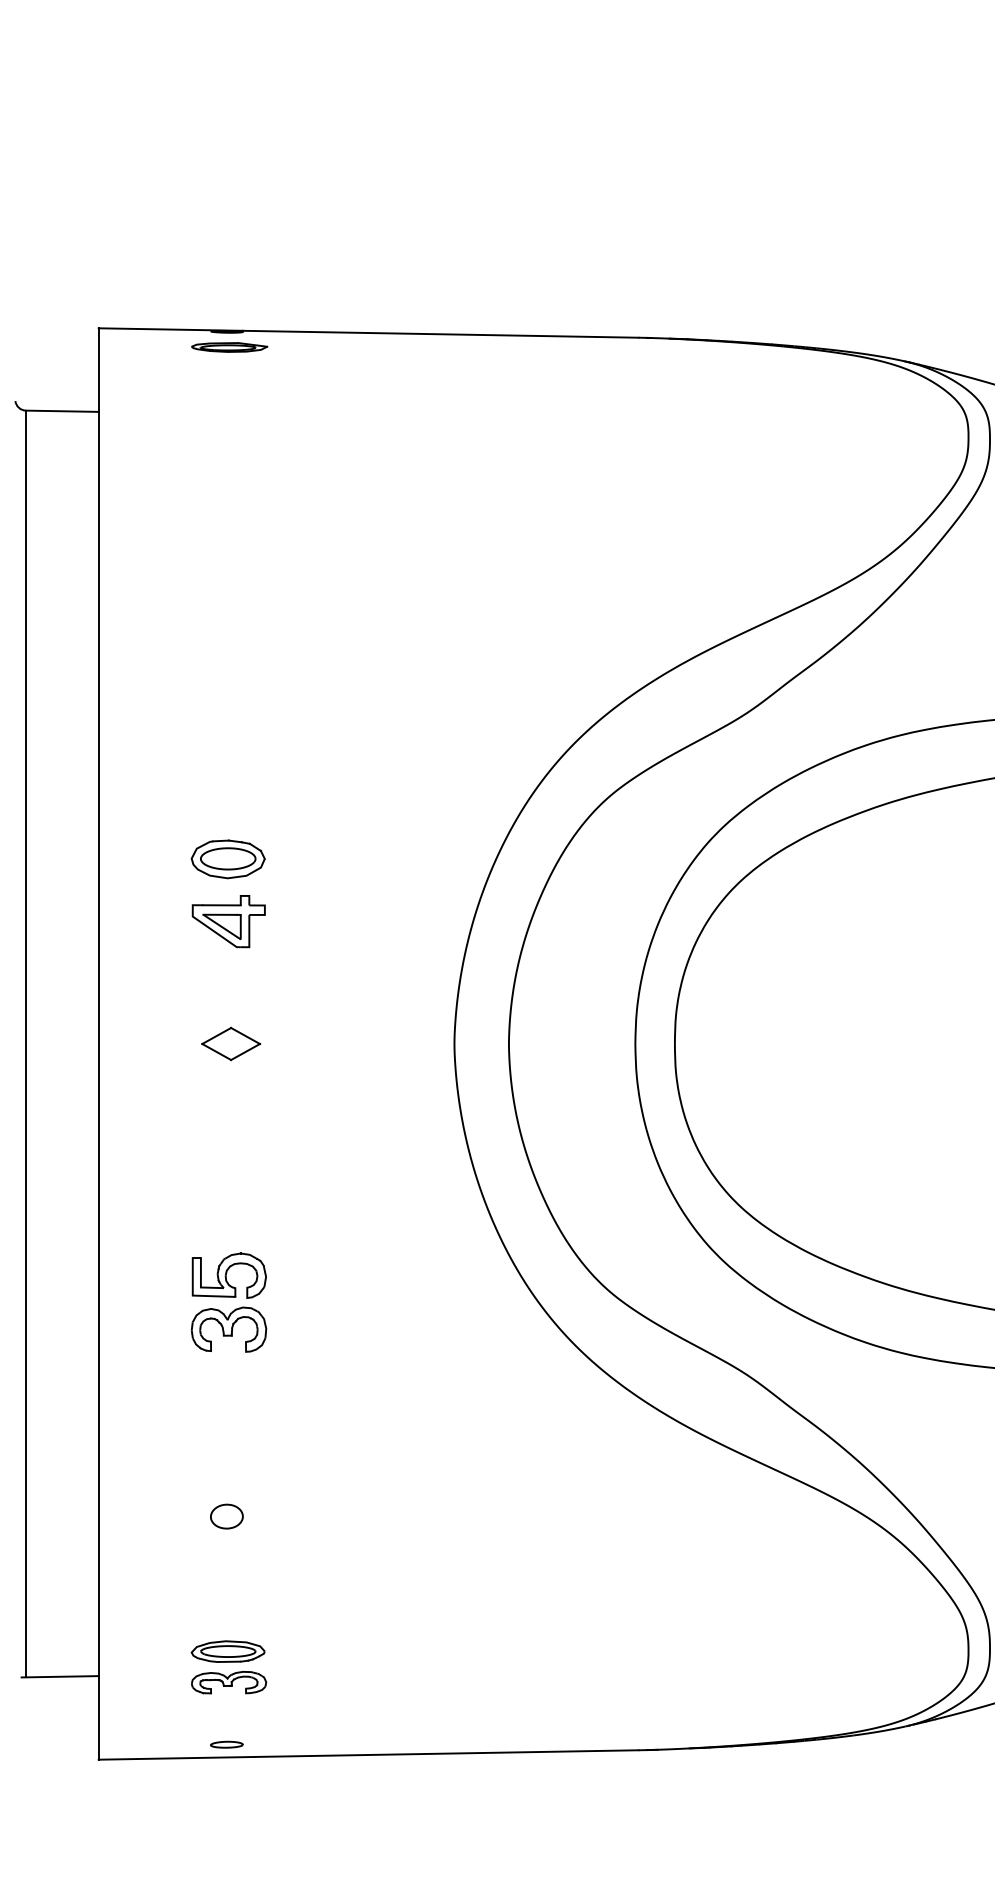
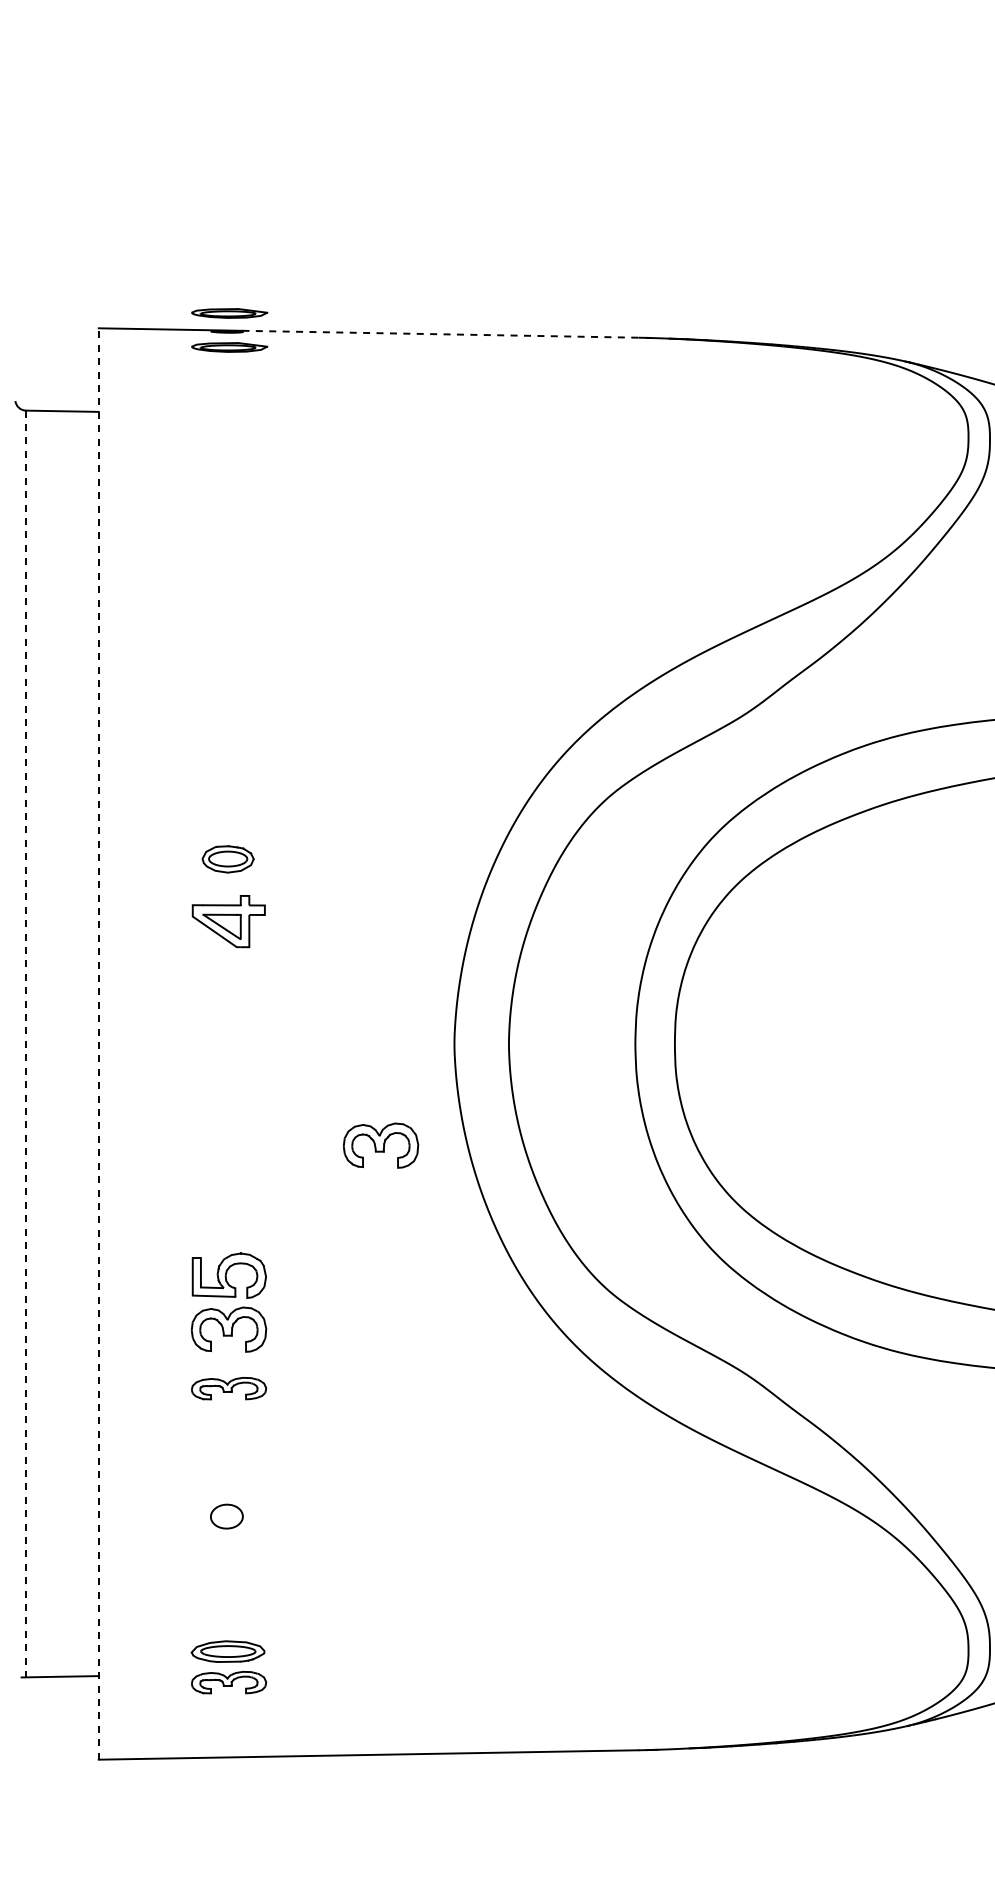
part: none -> present (229, 313)
line: solid -> dashed (440, 334)
part size: 76x41 px -> 54x29 px (227, 859)
part: present -> none (230, 1043)
line: solid -> dashed (26, 1044)
line: solid -> dashed (98, 1044)
part: none -> present (380, 1145)
part: none -> present (229, 1388)
part: present -> none (226, 1744)
